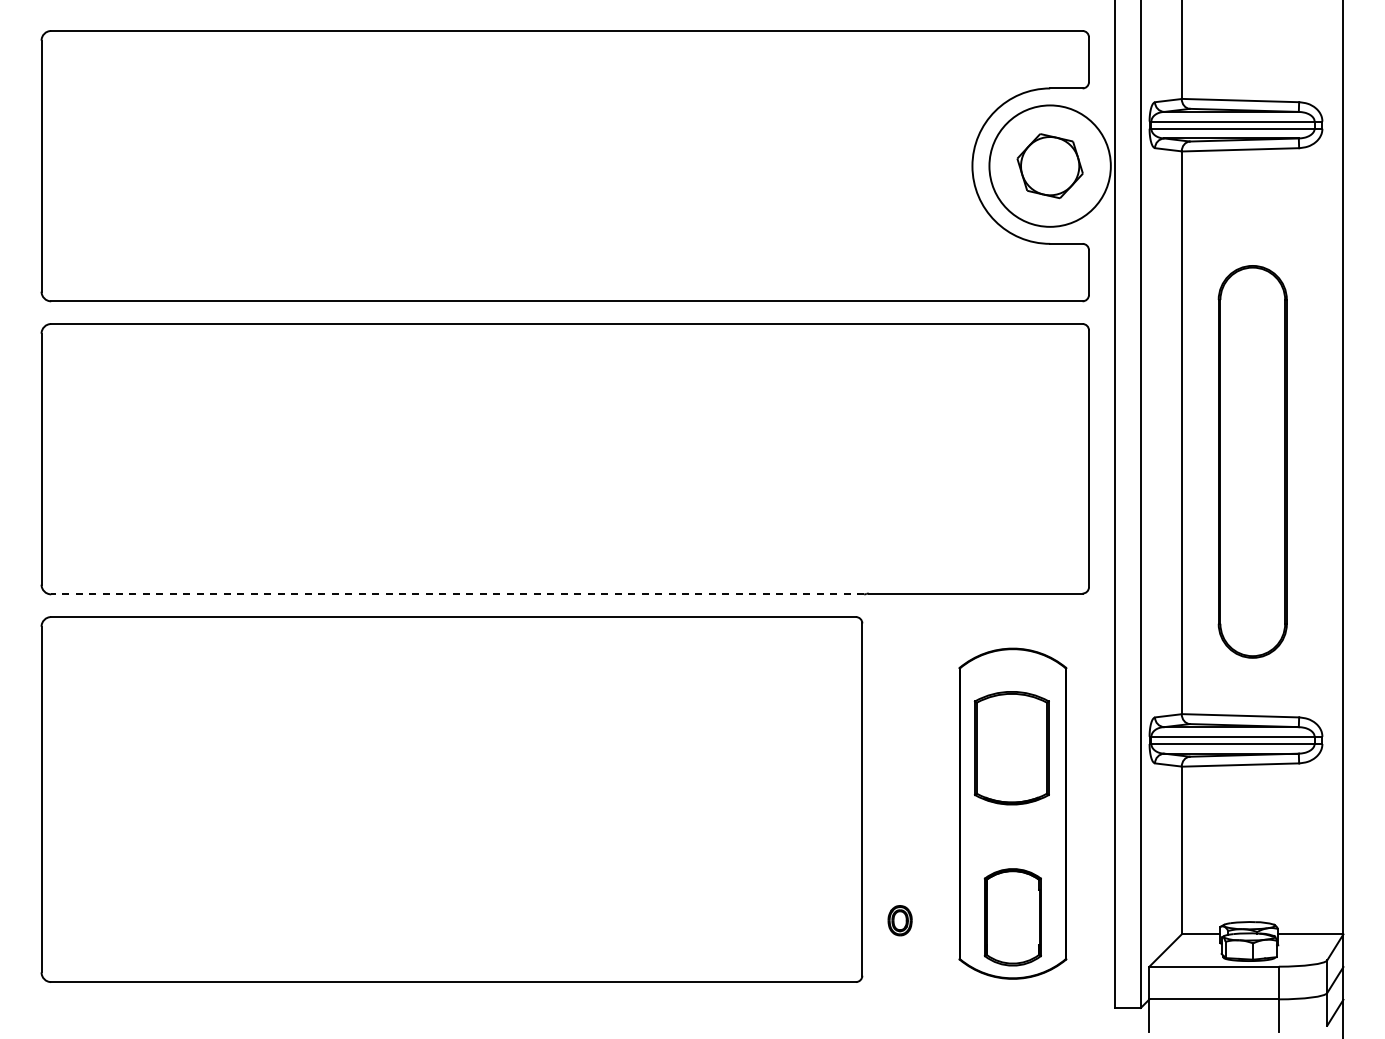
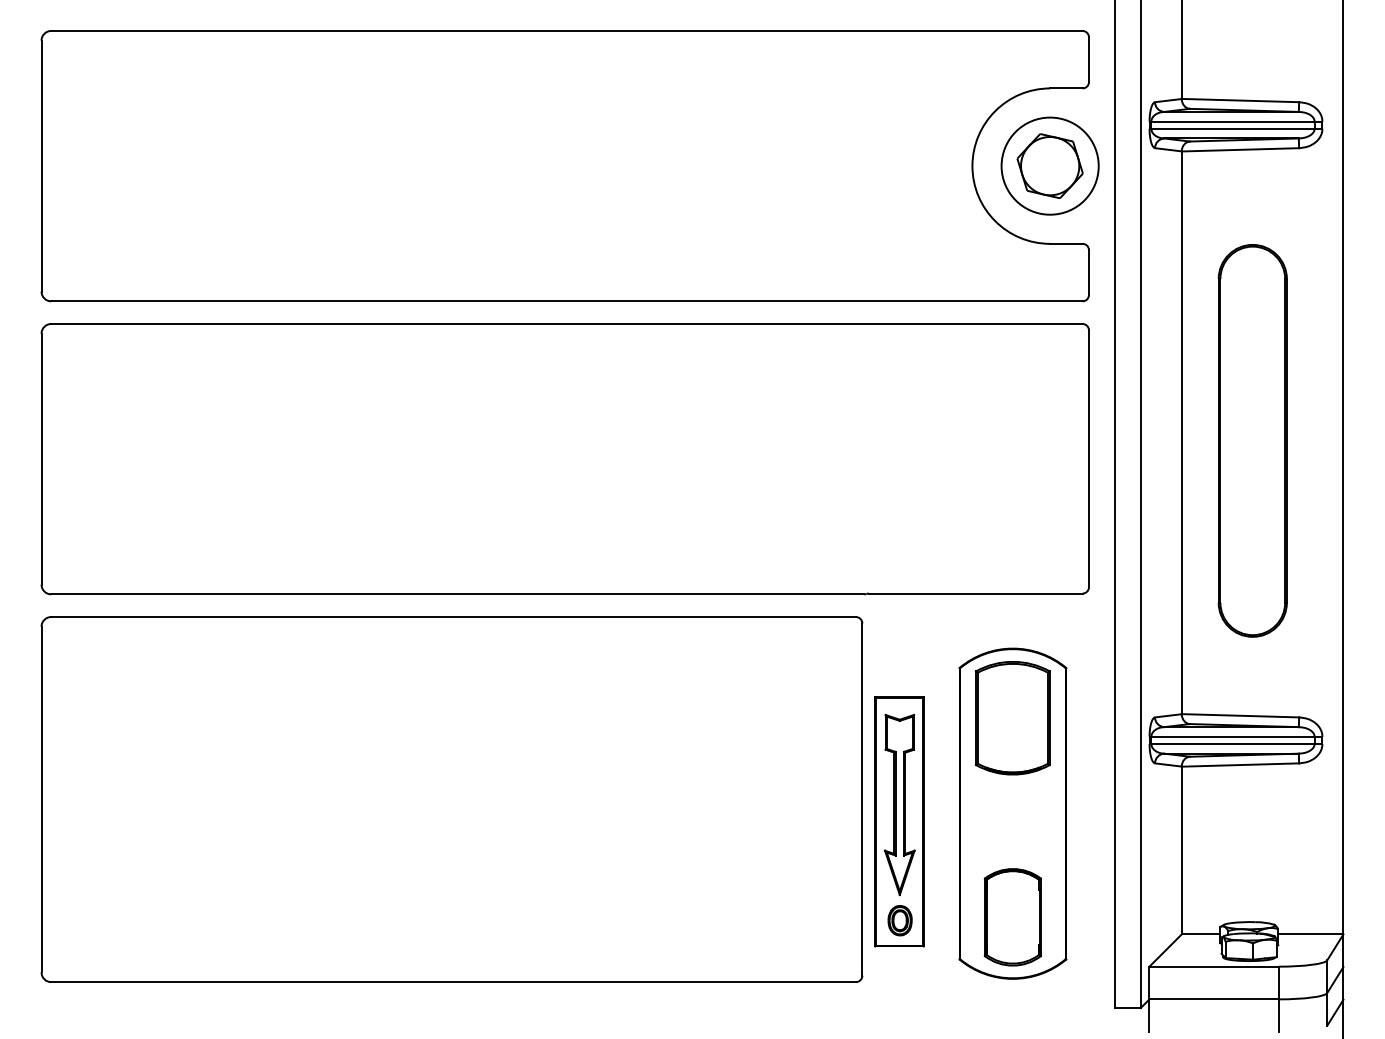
circle diameter: 121 px -> 97 px (1049, 165)
part position: (1252, 461) -> (1252, 440) (1252, 440)
line: dashed -> solid (457, 594)
part position: (1011, 748) -> (1012, 718) (1012, 718)
part: none -> present (899, 821)
